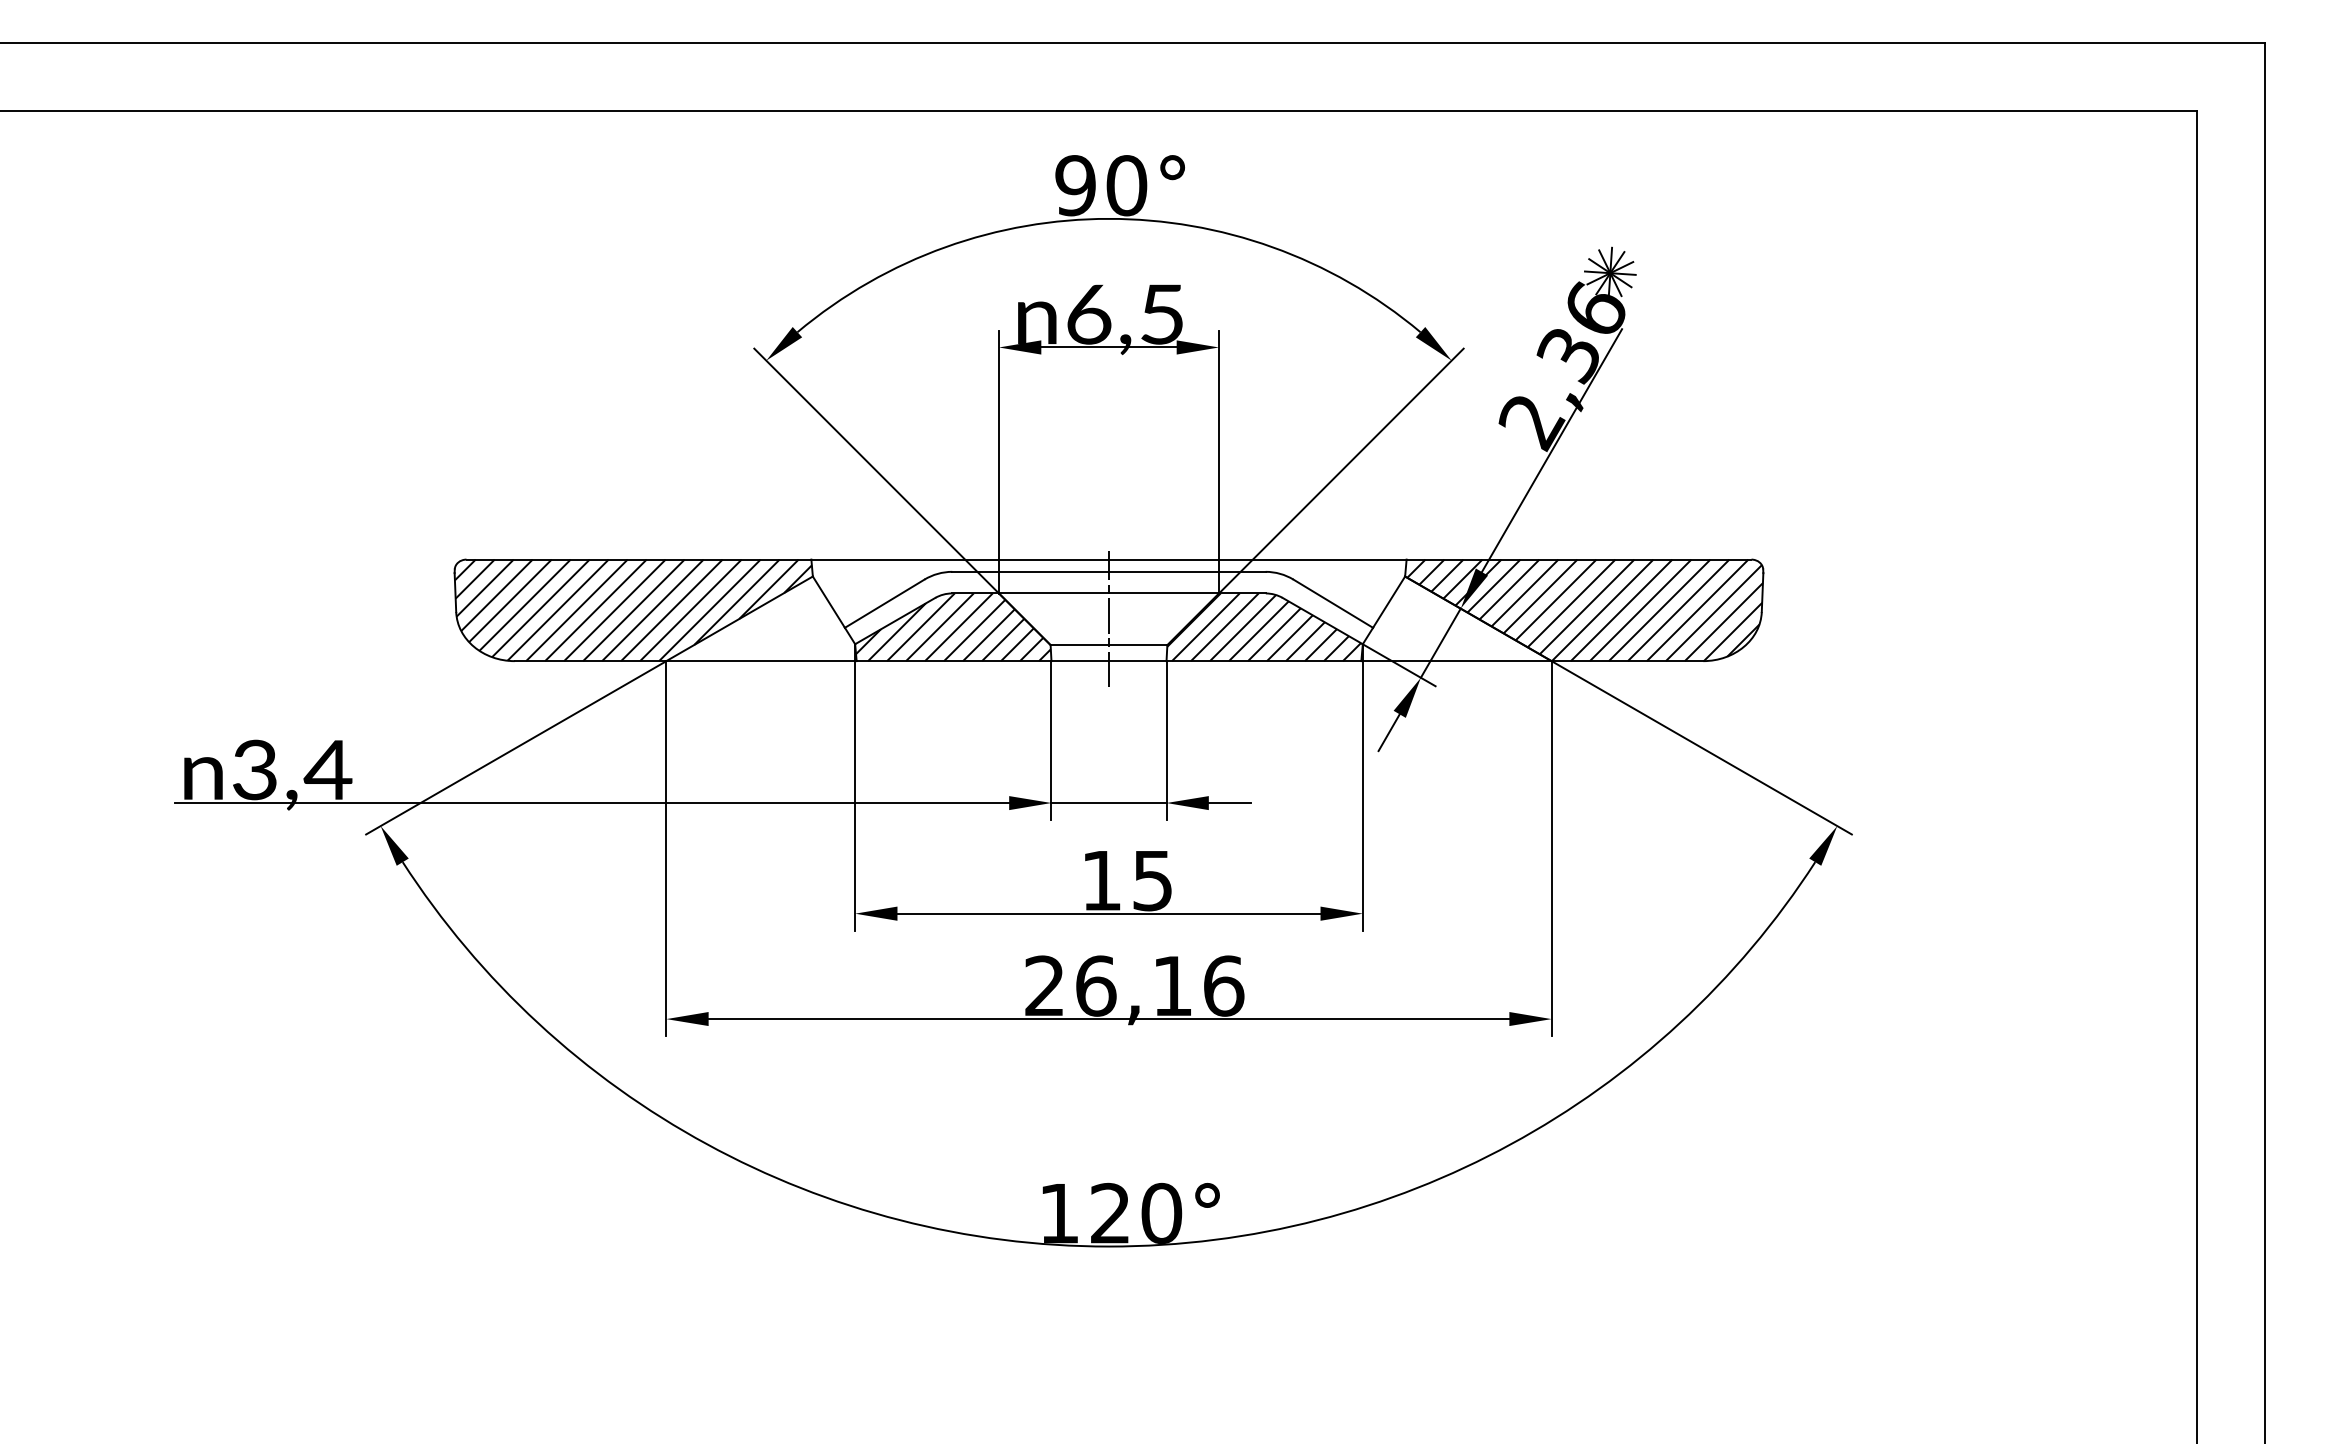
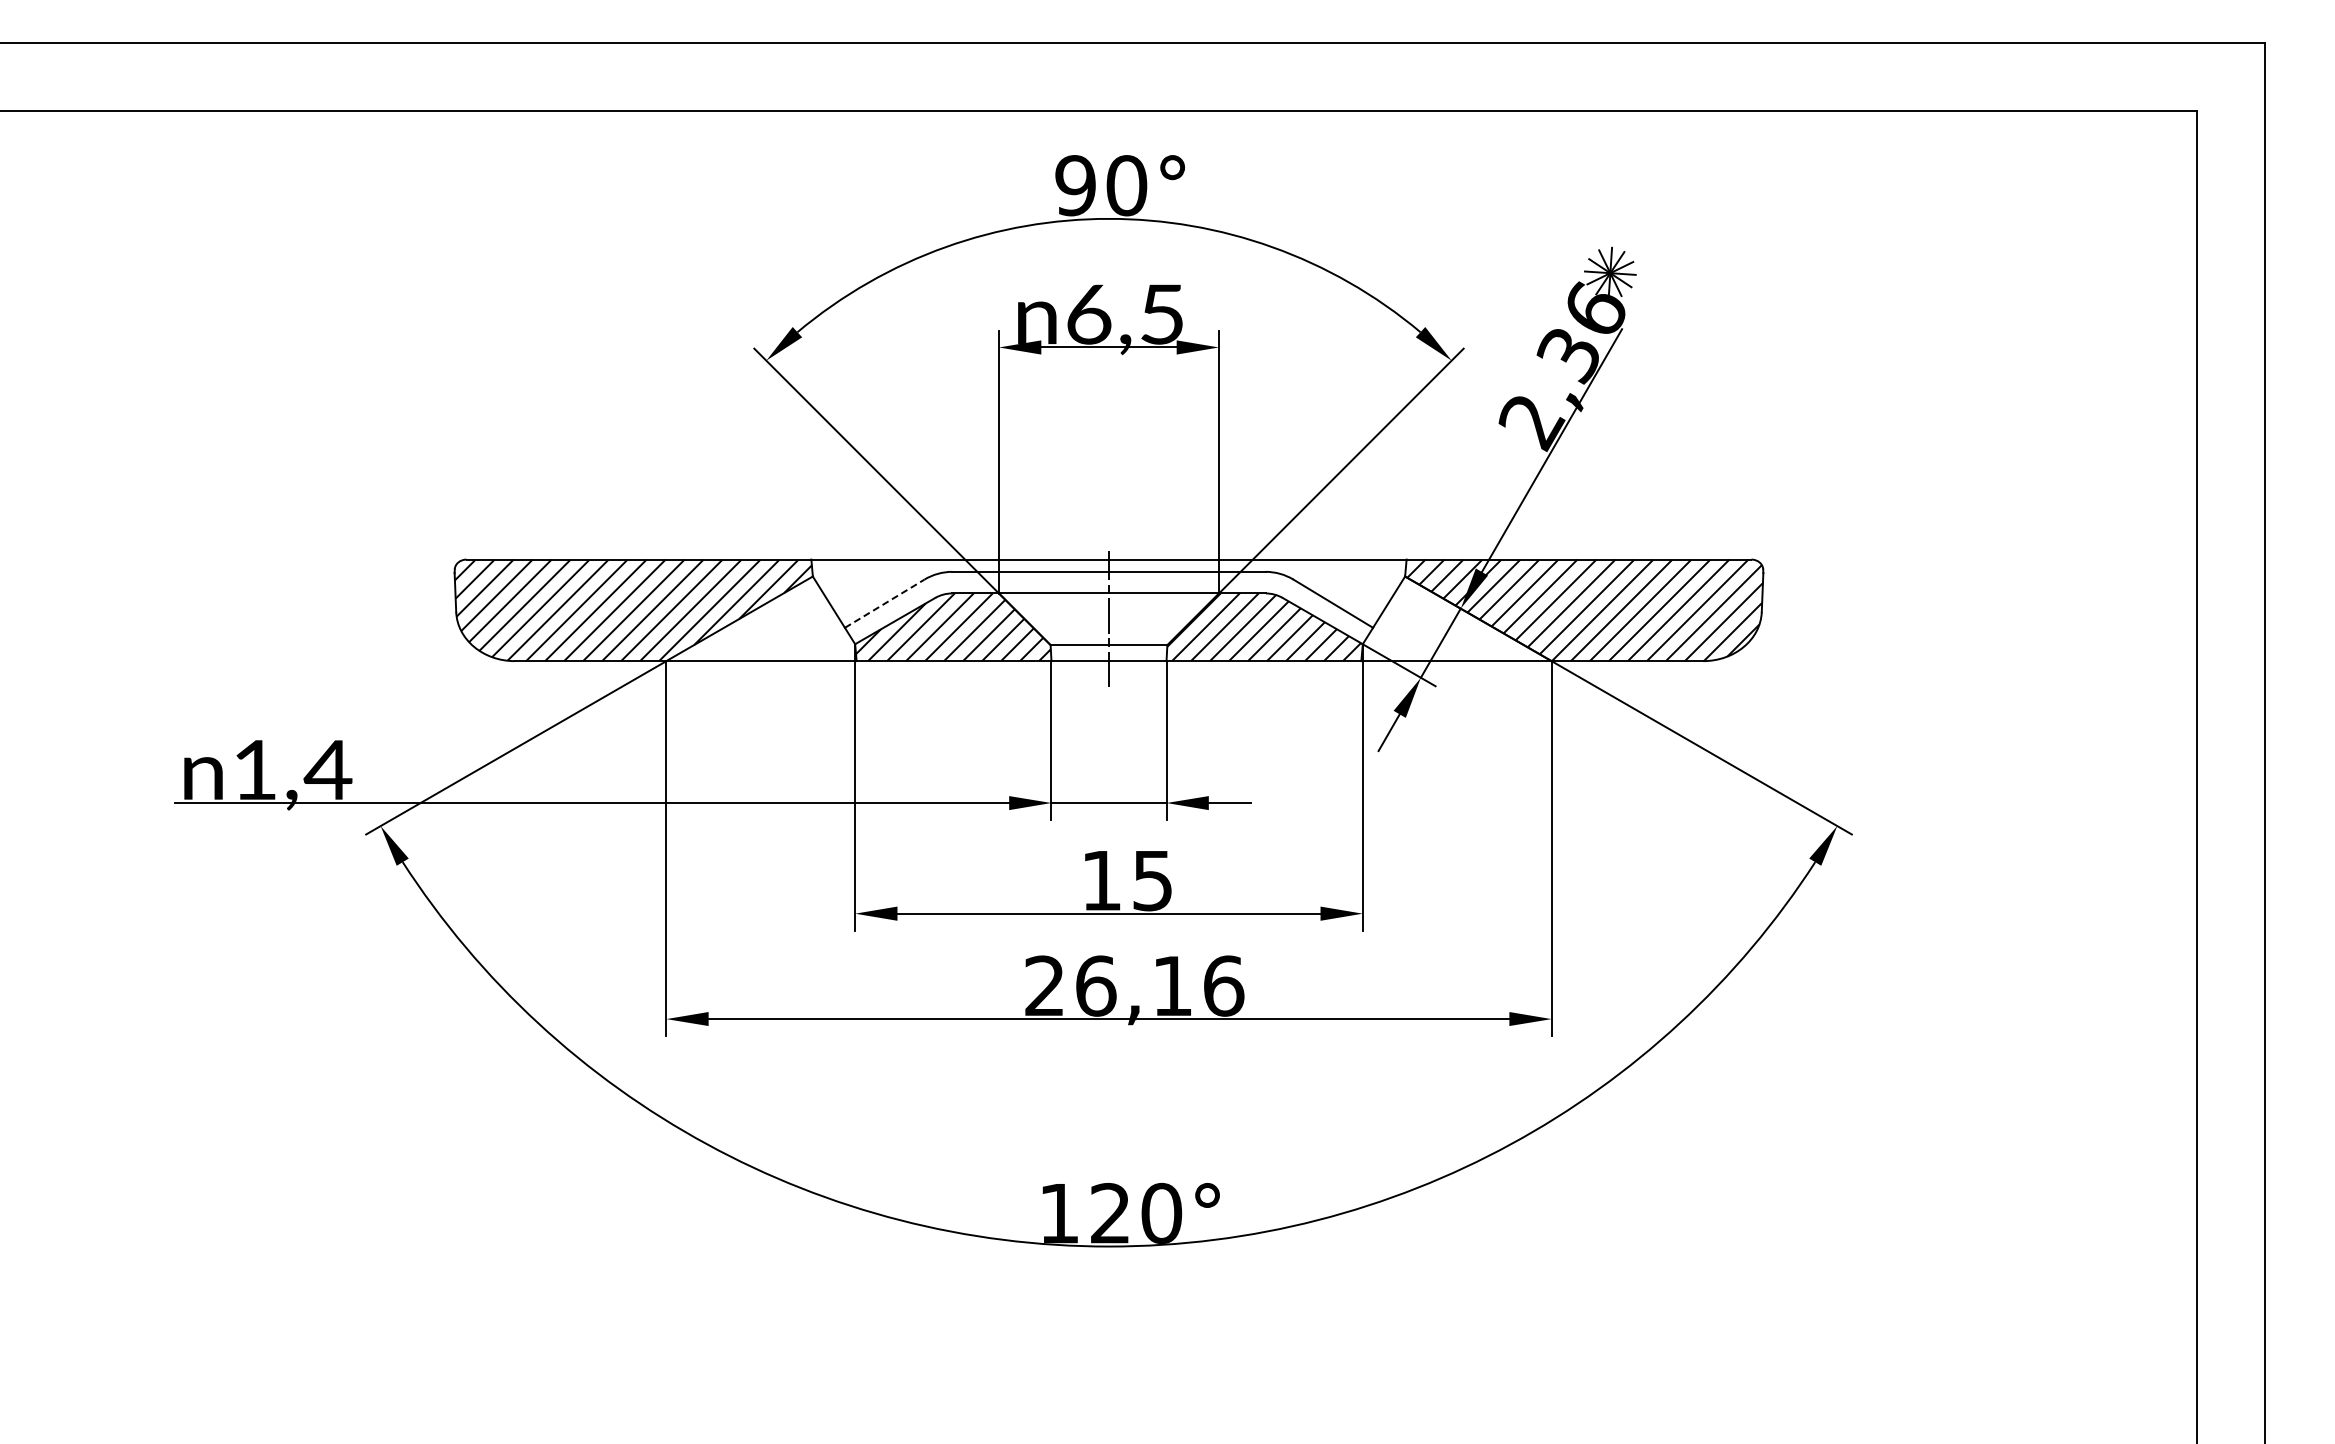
line: solid -> dashed (884, 603)
text: 3,4 -> 1,4 (254, 769)
